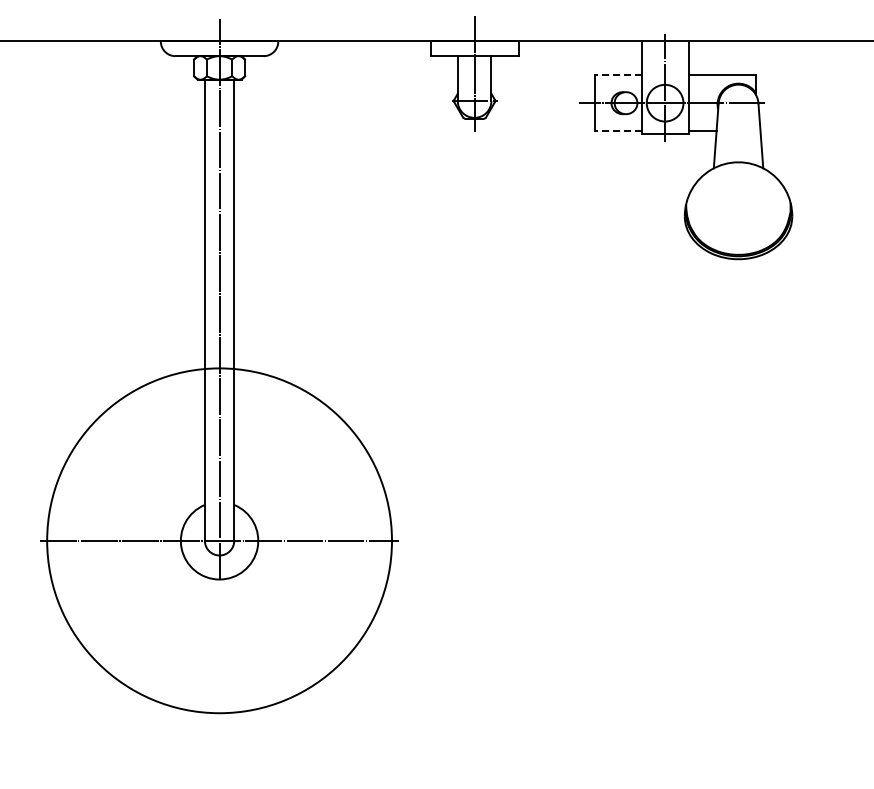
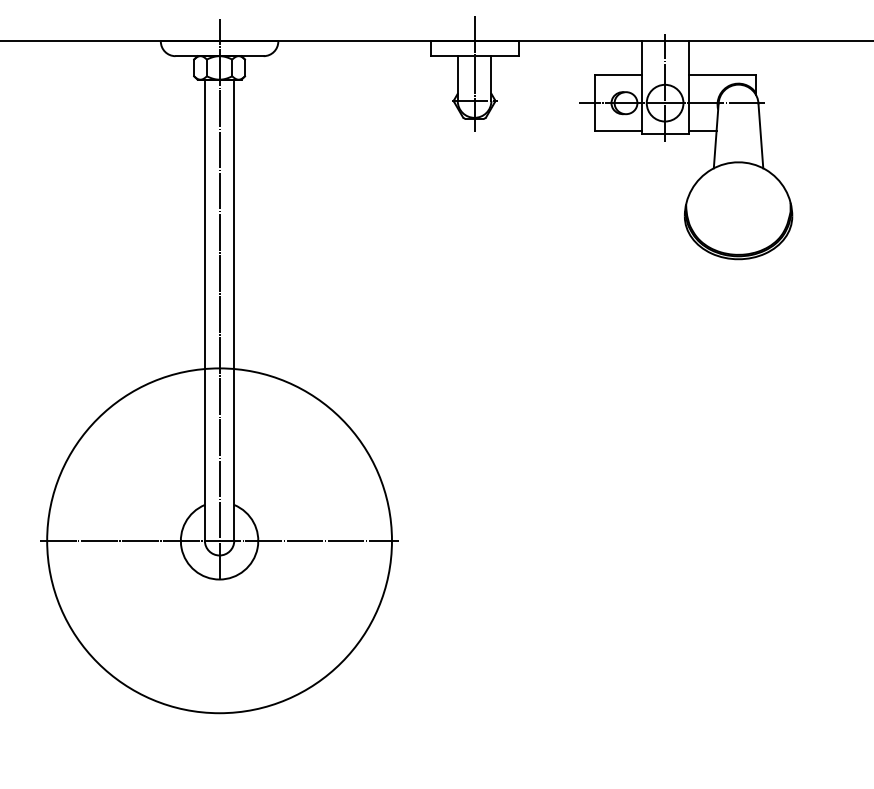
line: dashed -> solid (617, 75)
line: dashed -> solid (617, 131)
